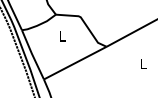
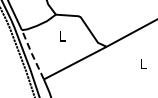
line: solid -> dashed (32, 54)
